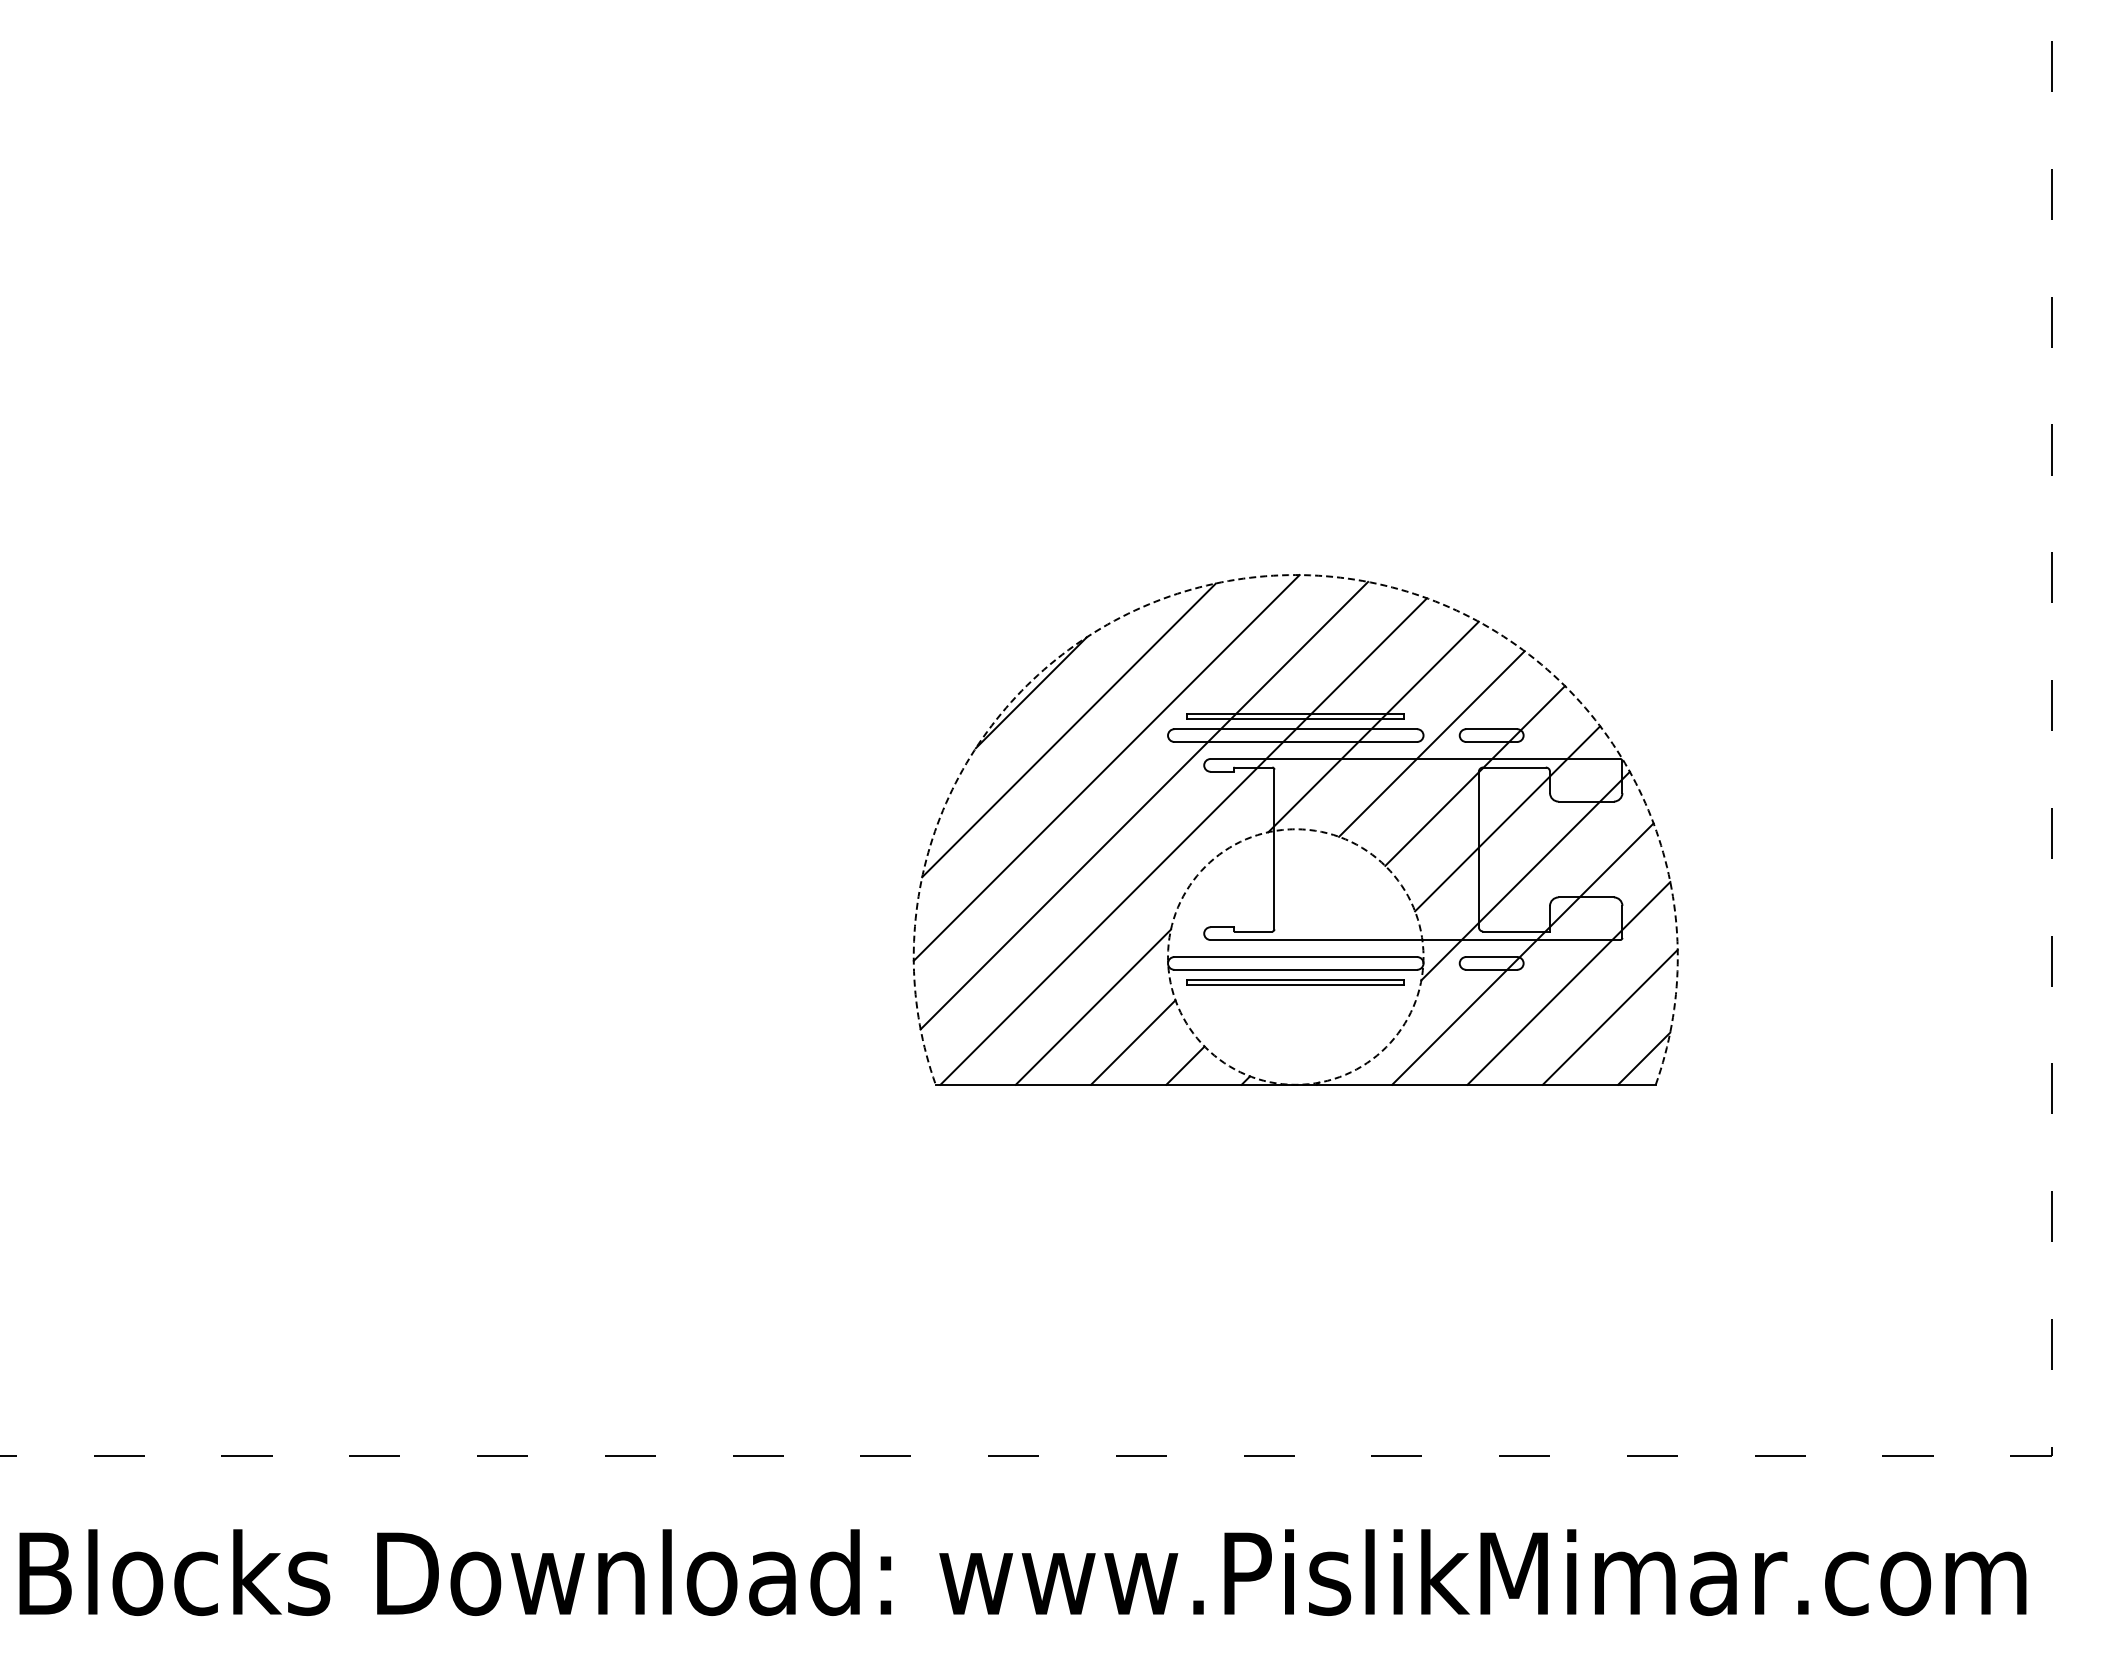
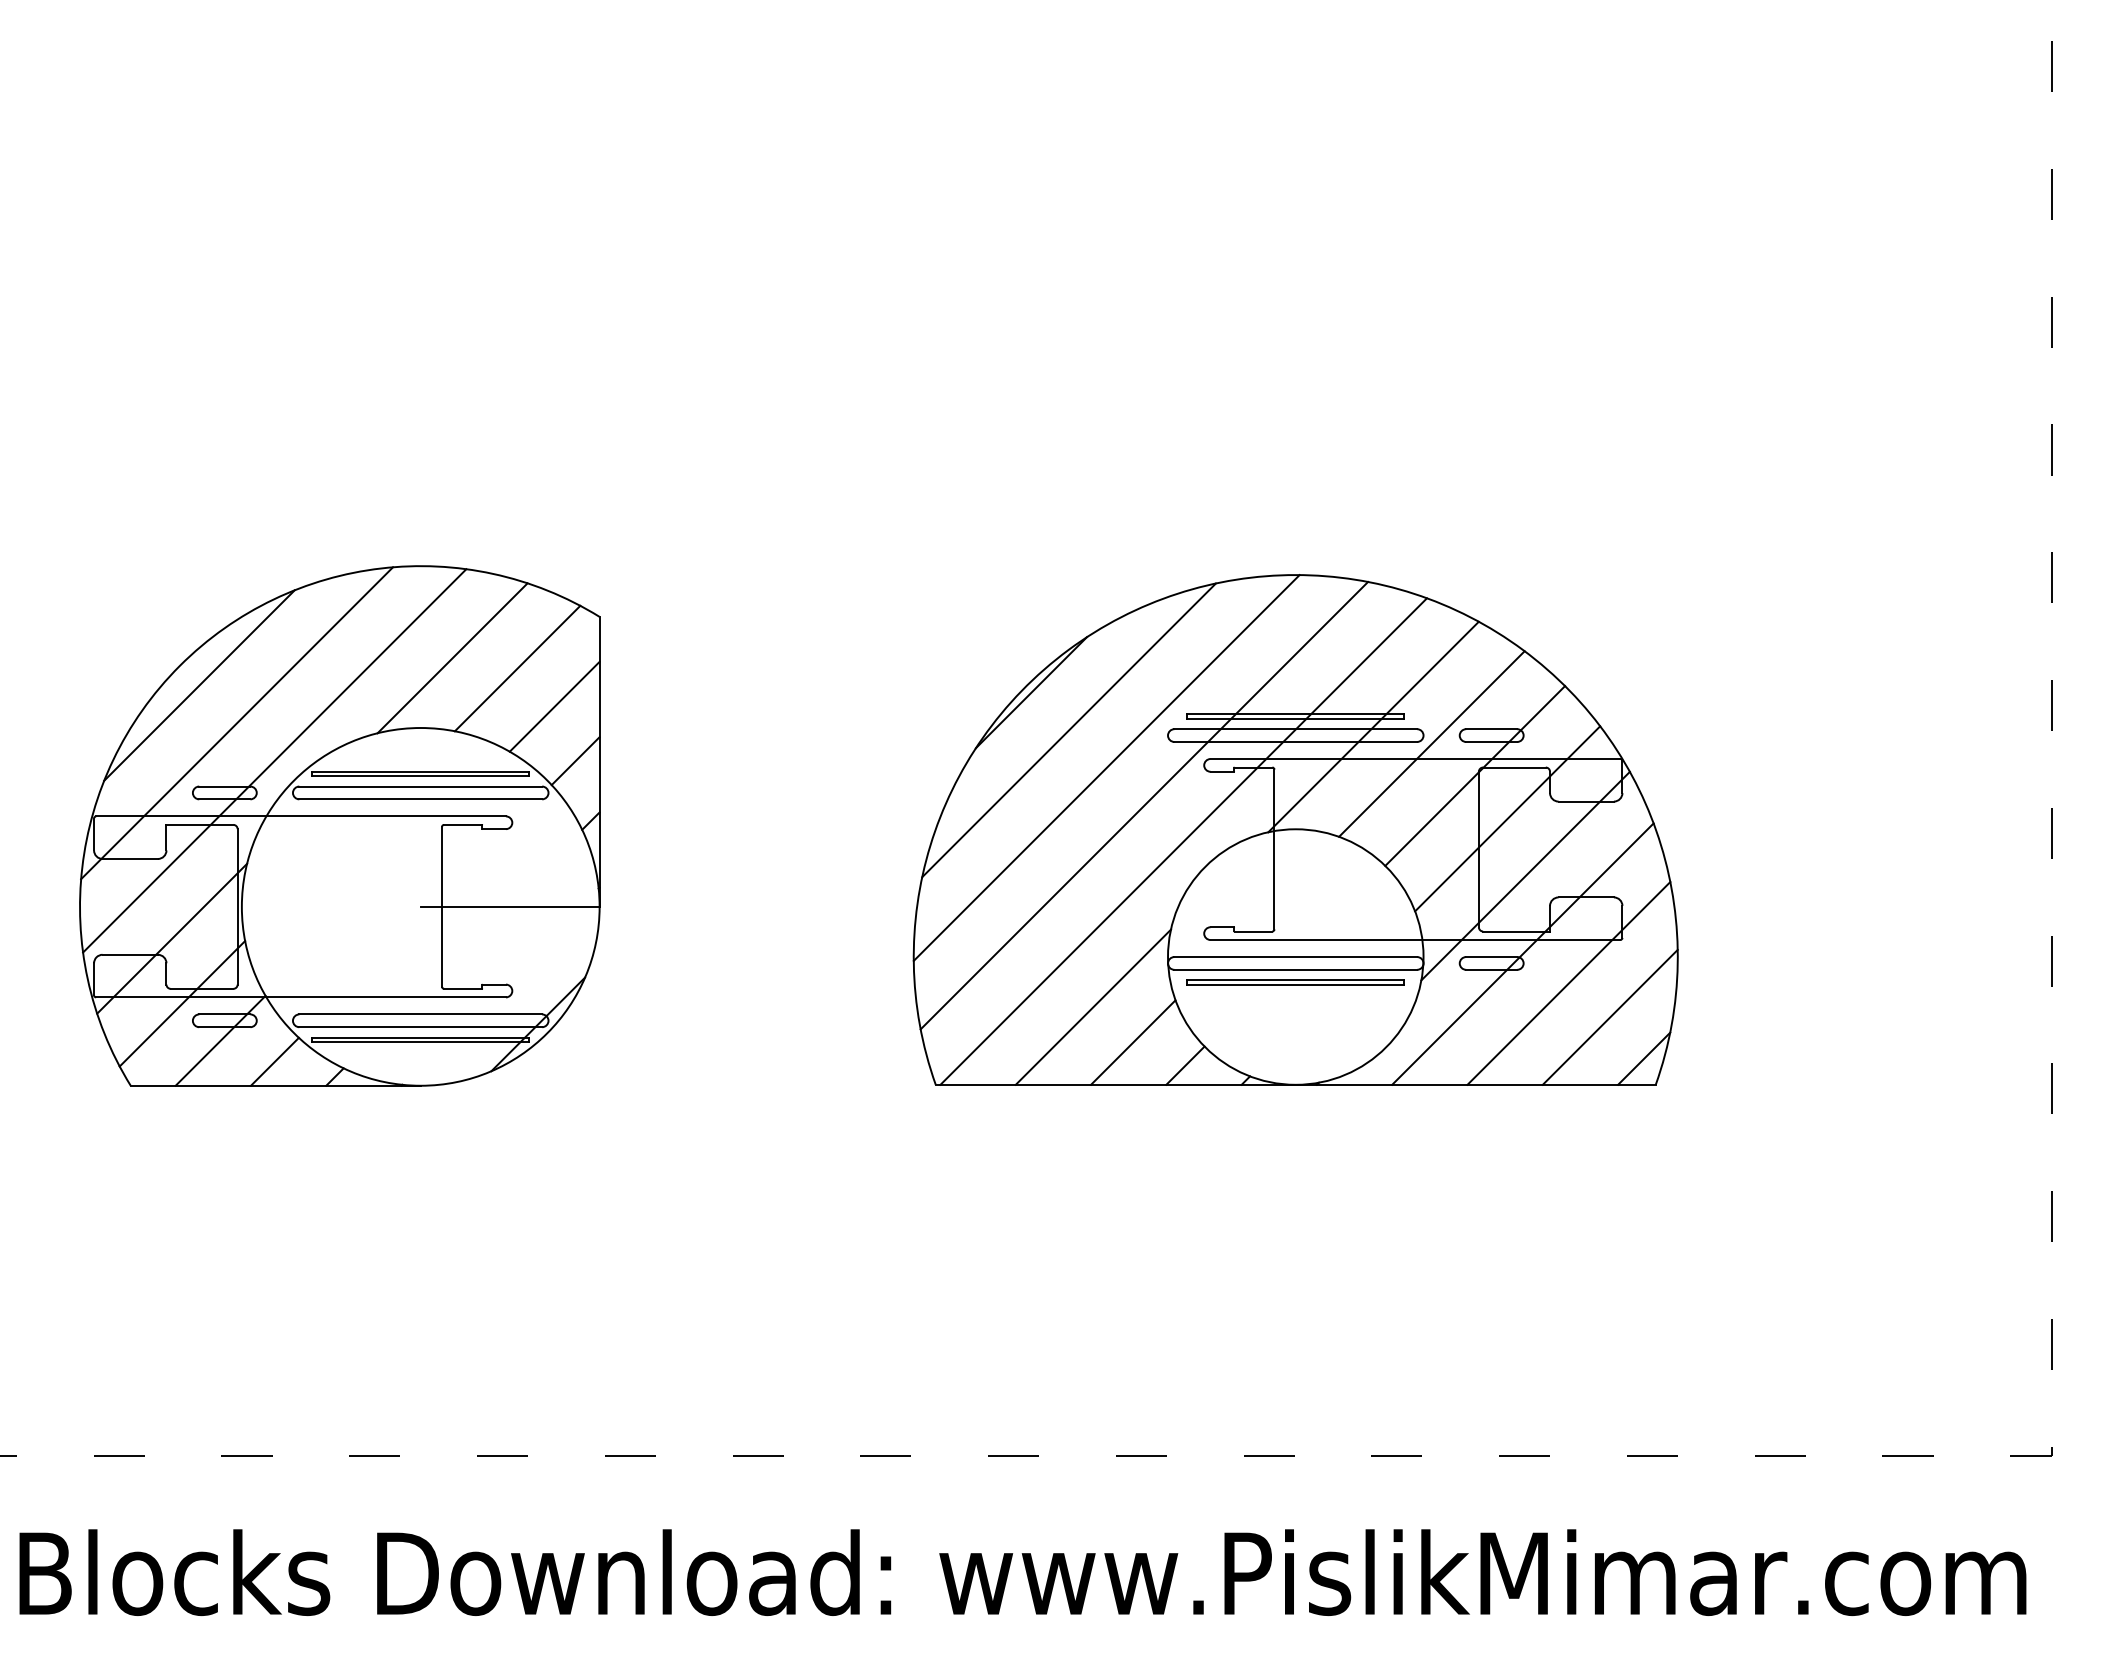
arc: dashed -> solid (1295, 575)
part: none -> present (339, 825)
circle: dashed -> solid (1295, 956)
